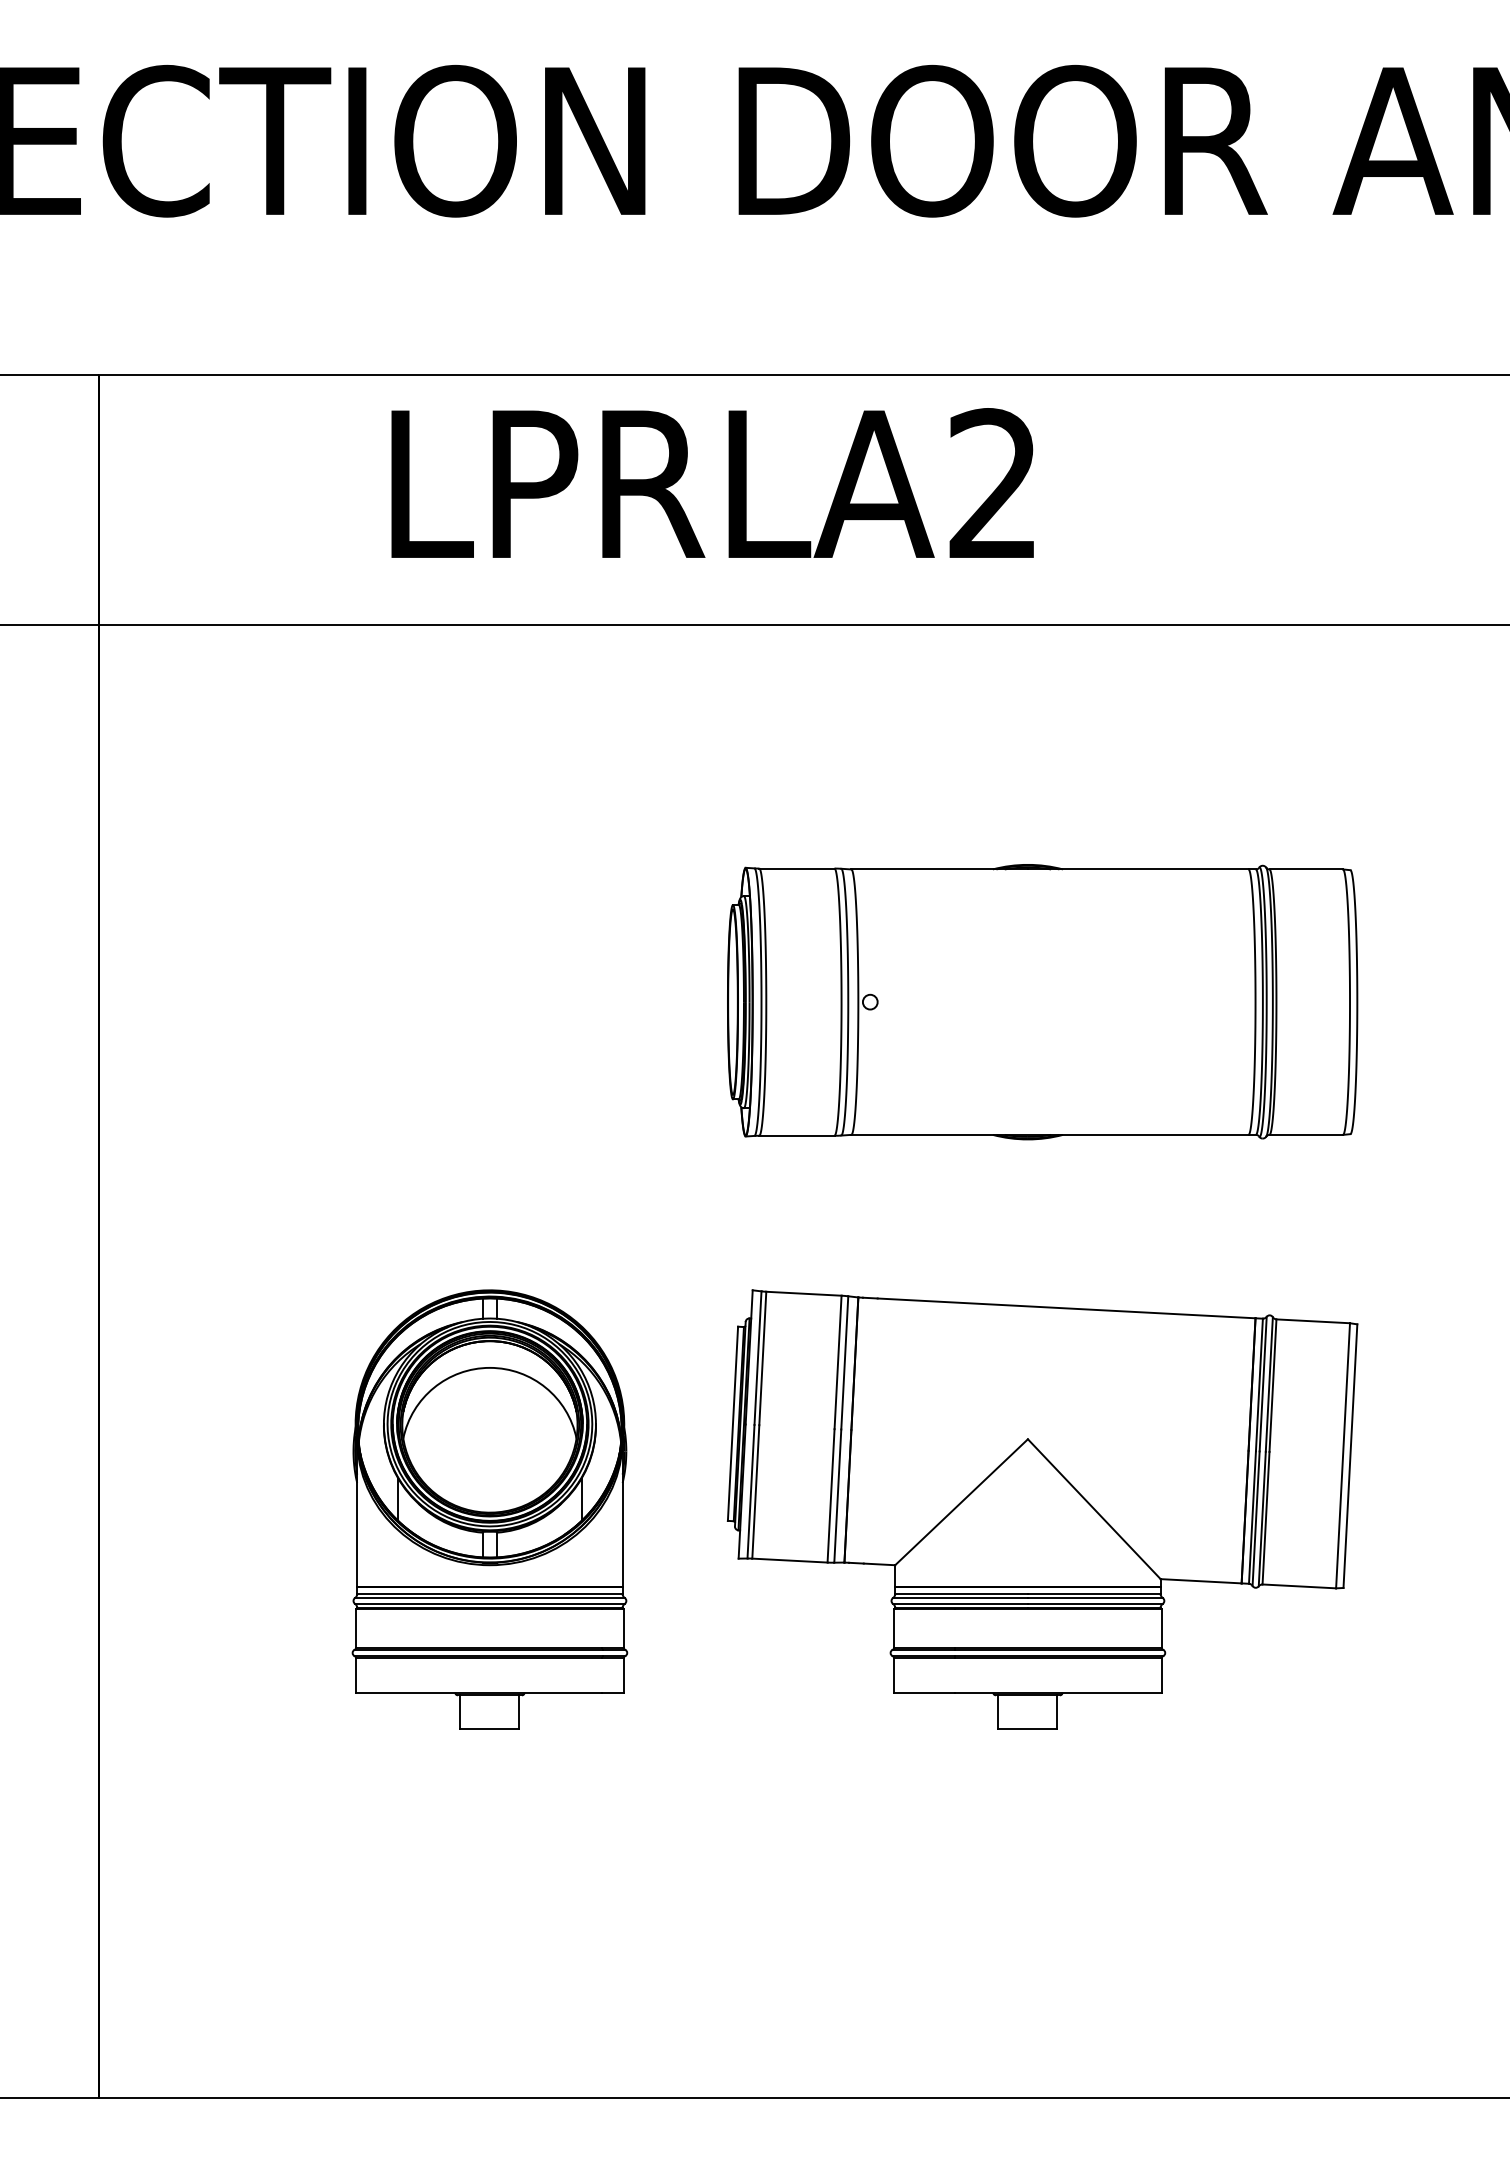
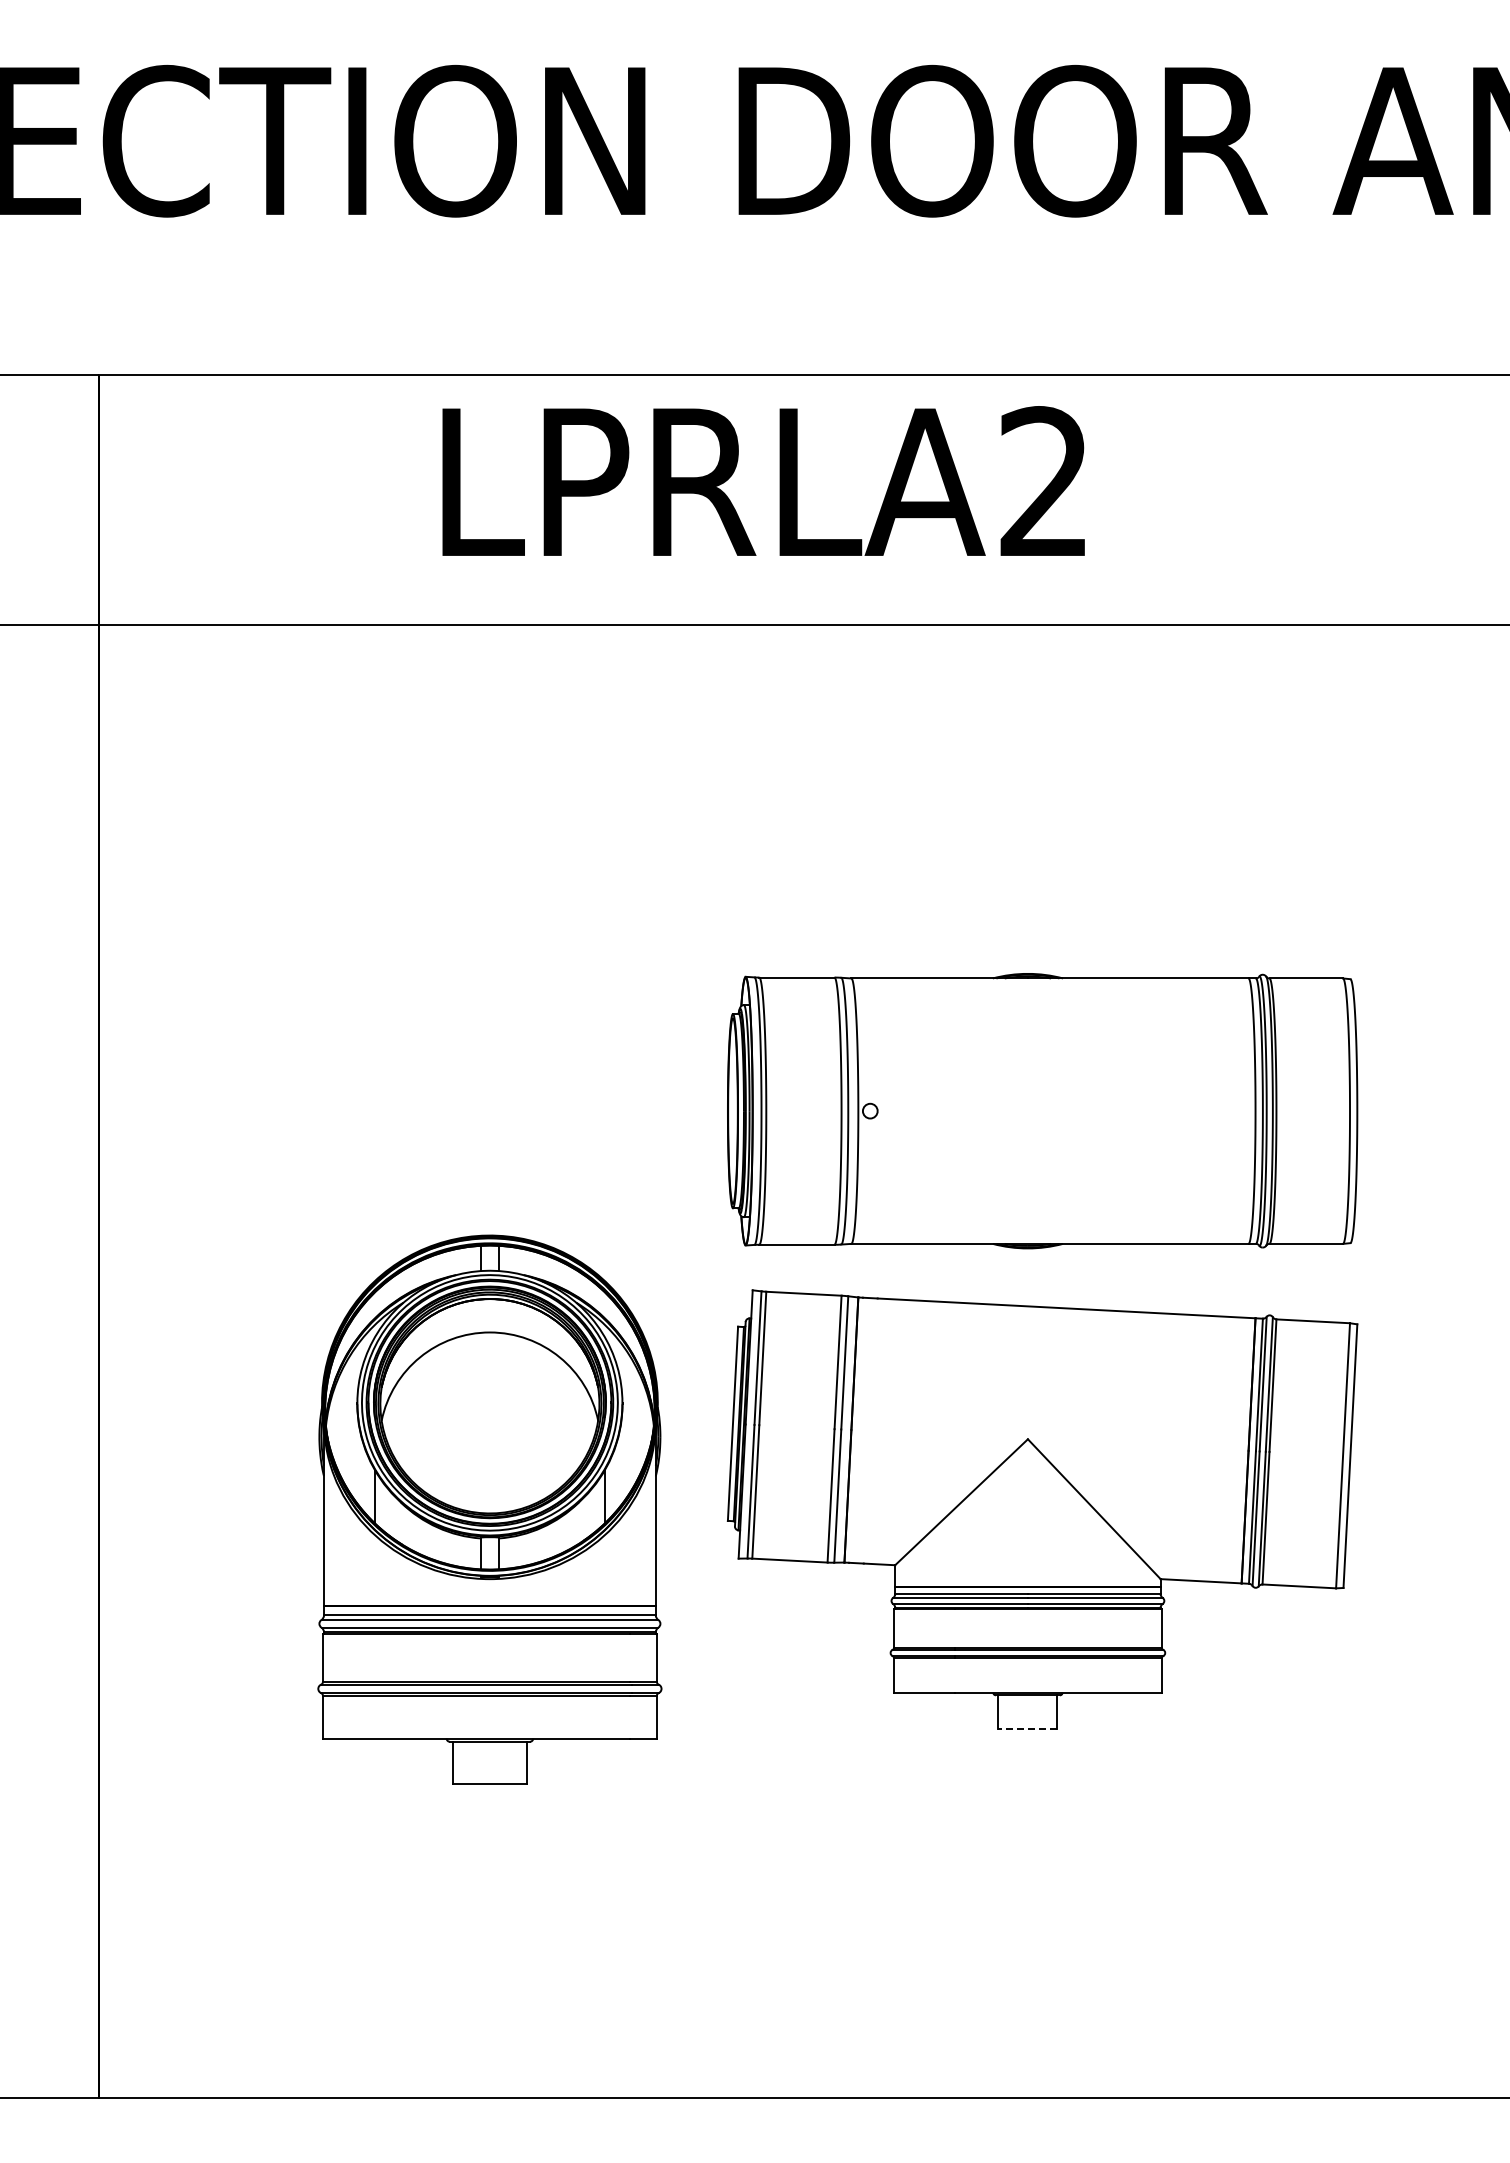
text position: (712, 482) -> (763, 480) (763, 480)
part position: (1042, 1002) -> (1042, 1111) (1042, 1111)
part size: 278x441 px -> 346x551 px (489, 1509)
line: solid -> dashed (1027, 1728)
